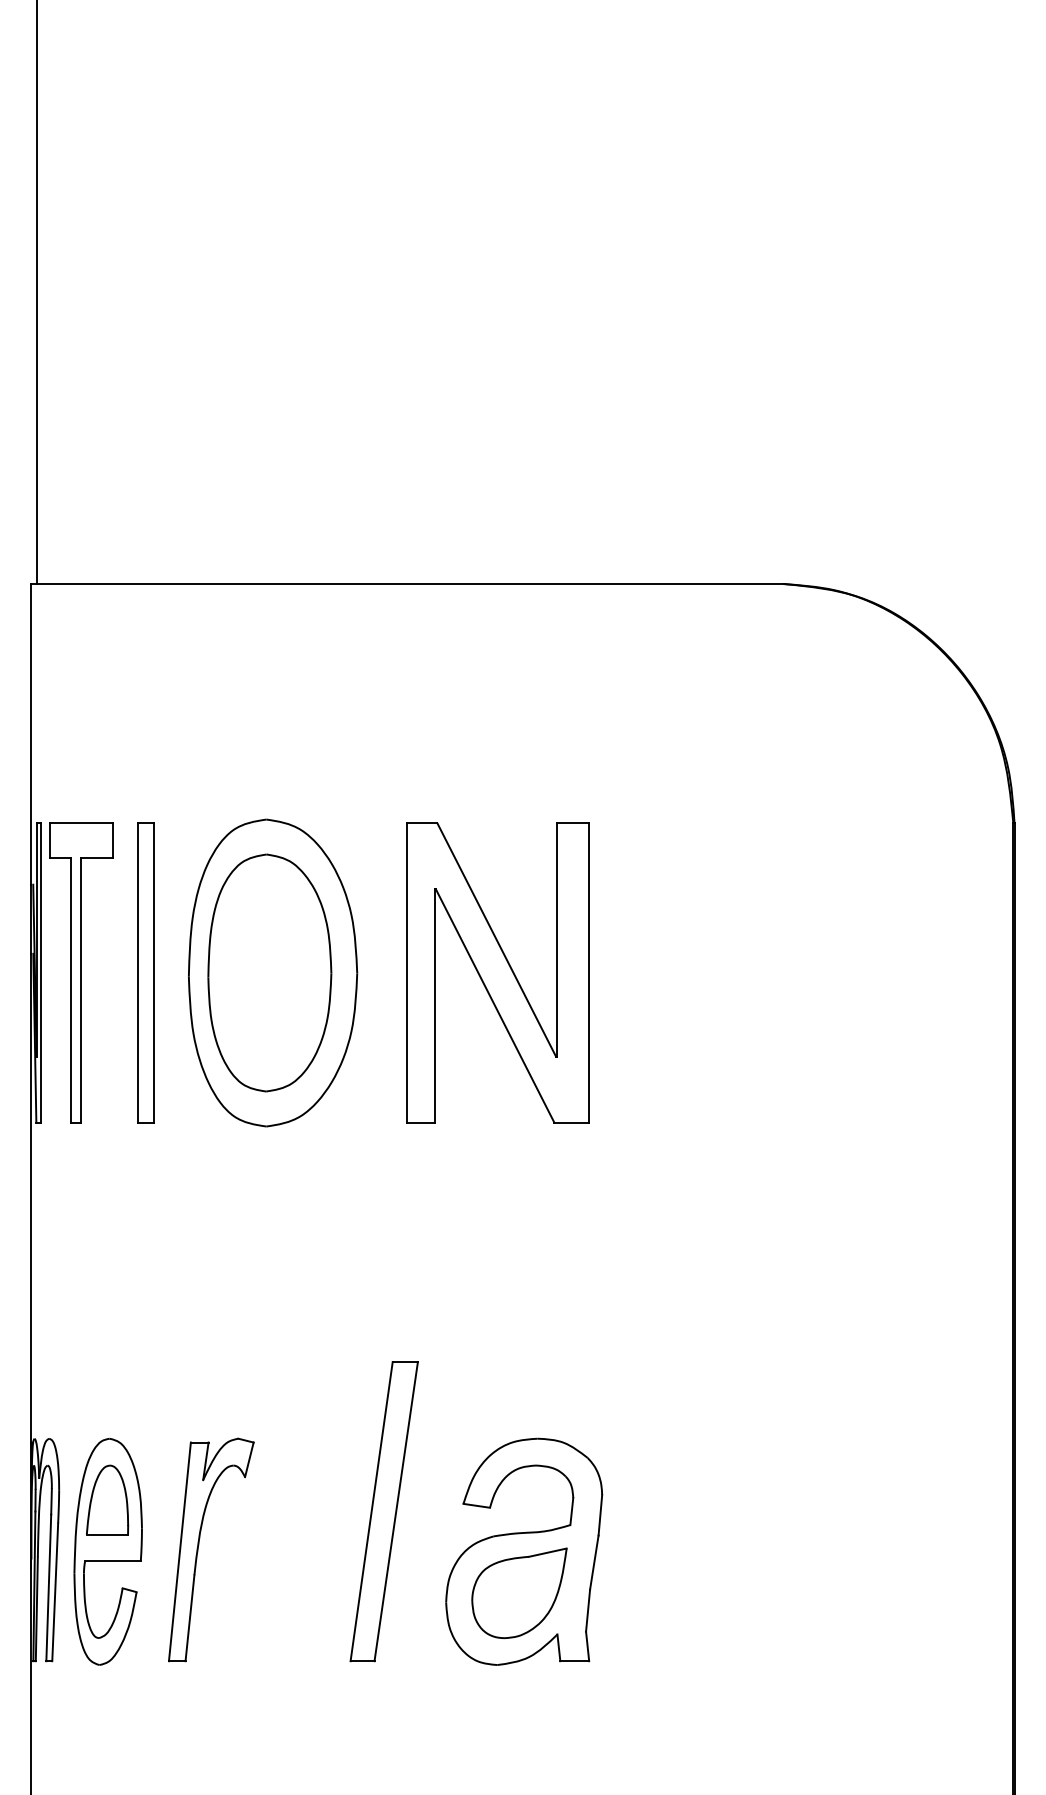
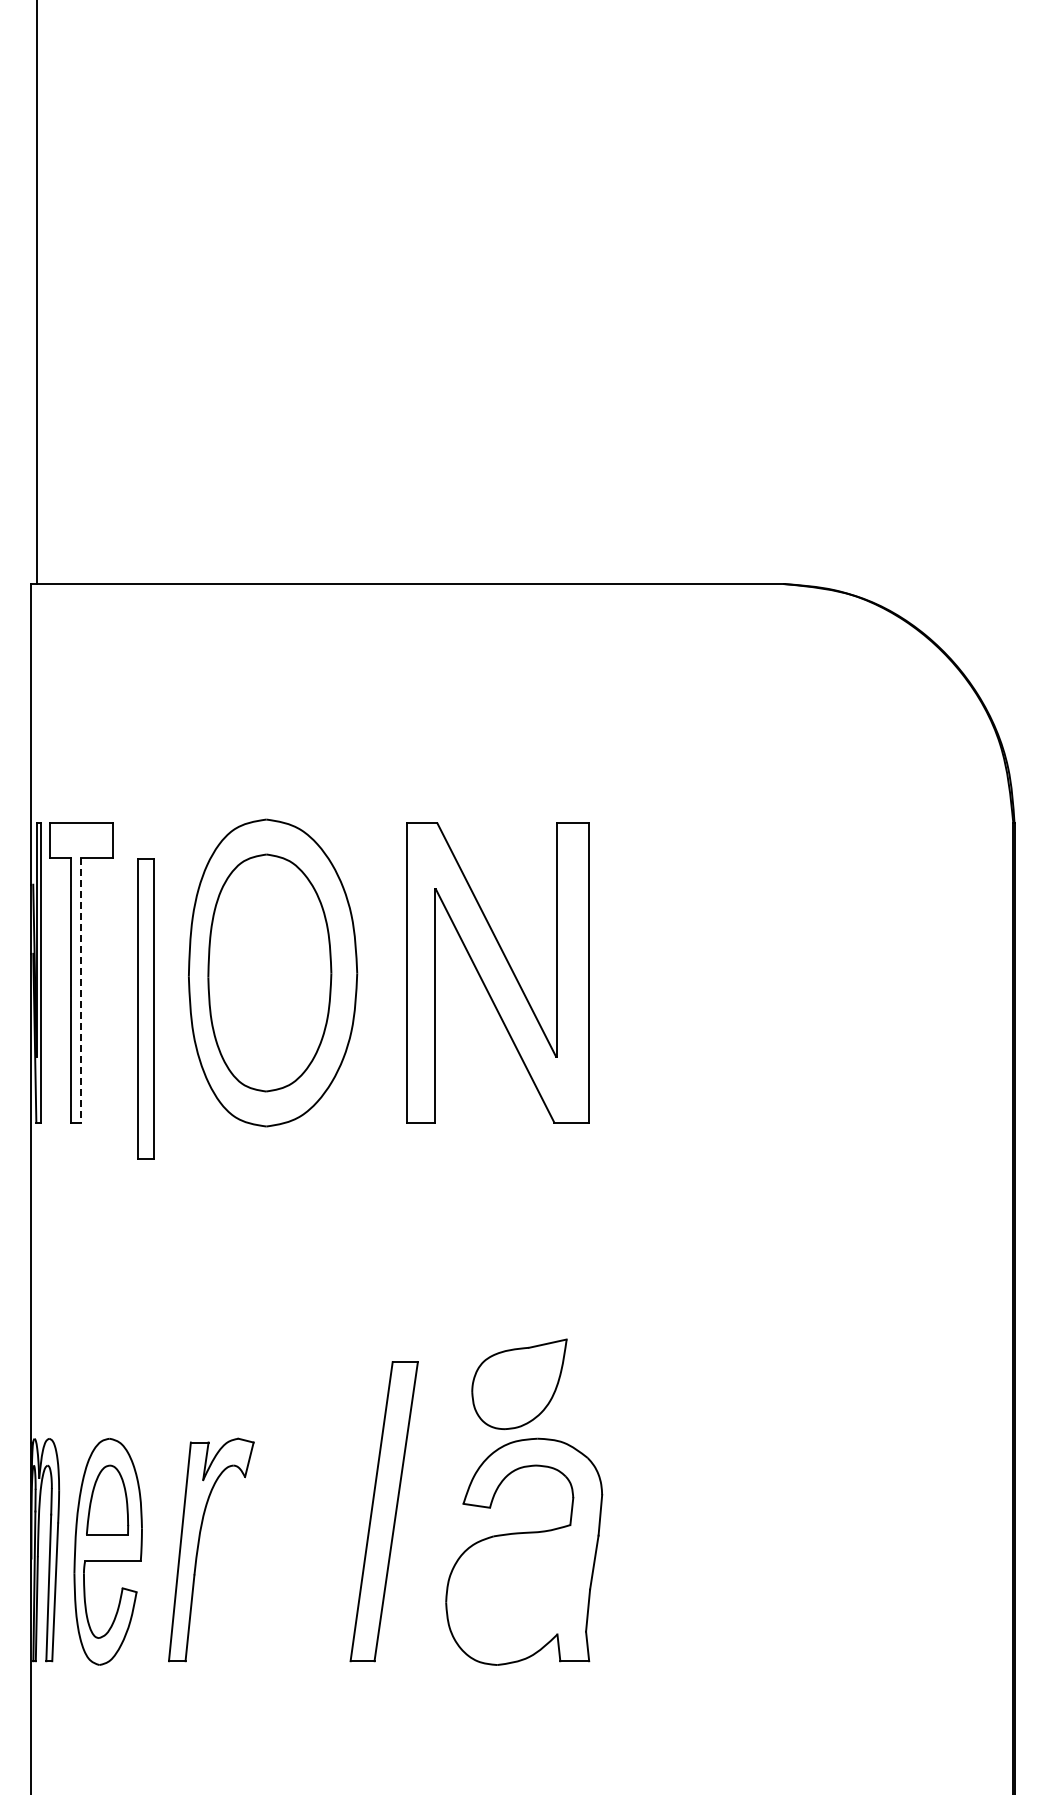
part position: (145, 972) -> (145, 1008) (145, 1008)
line: solid -> dashed (81, 991)
part position: (519, 1593) -> (519, 1384) (519, 1384)
